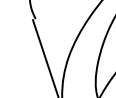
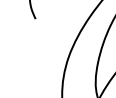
line: present -> none (44, 57)
